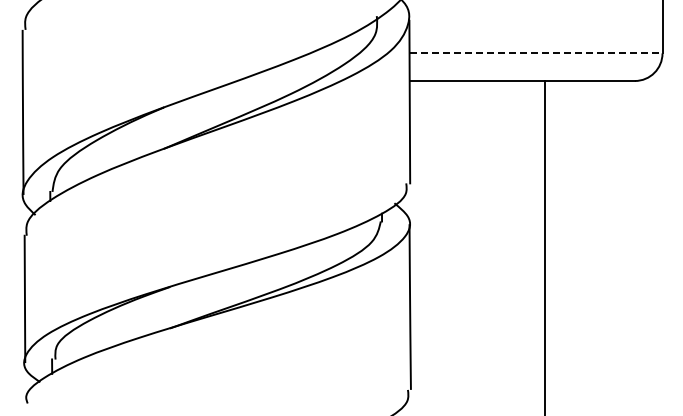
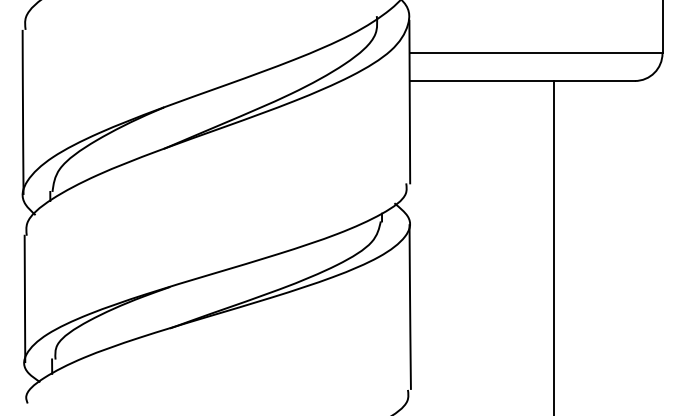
line: dashed -> solid (536, 53)
line position: (545, 246) -> (554, 246) (554, 246)
